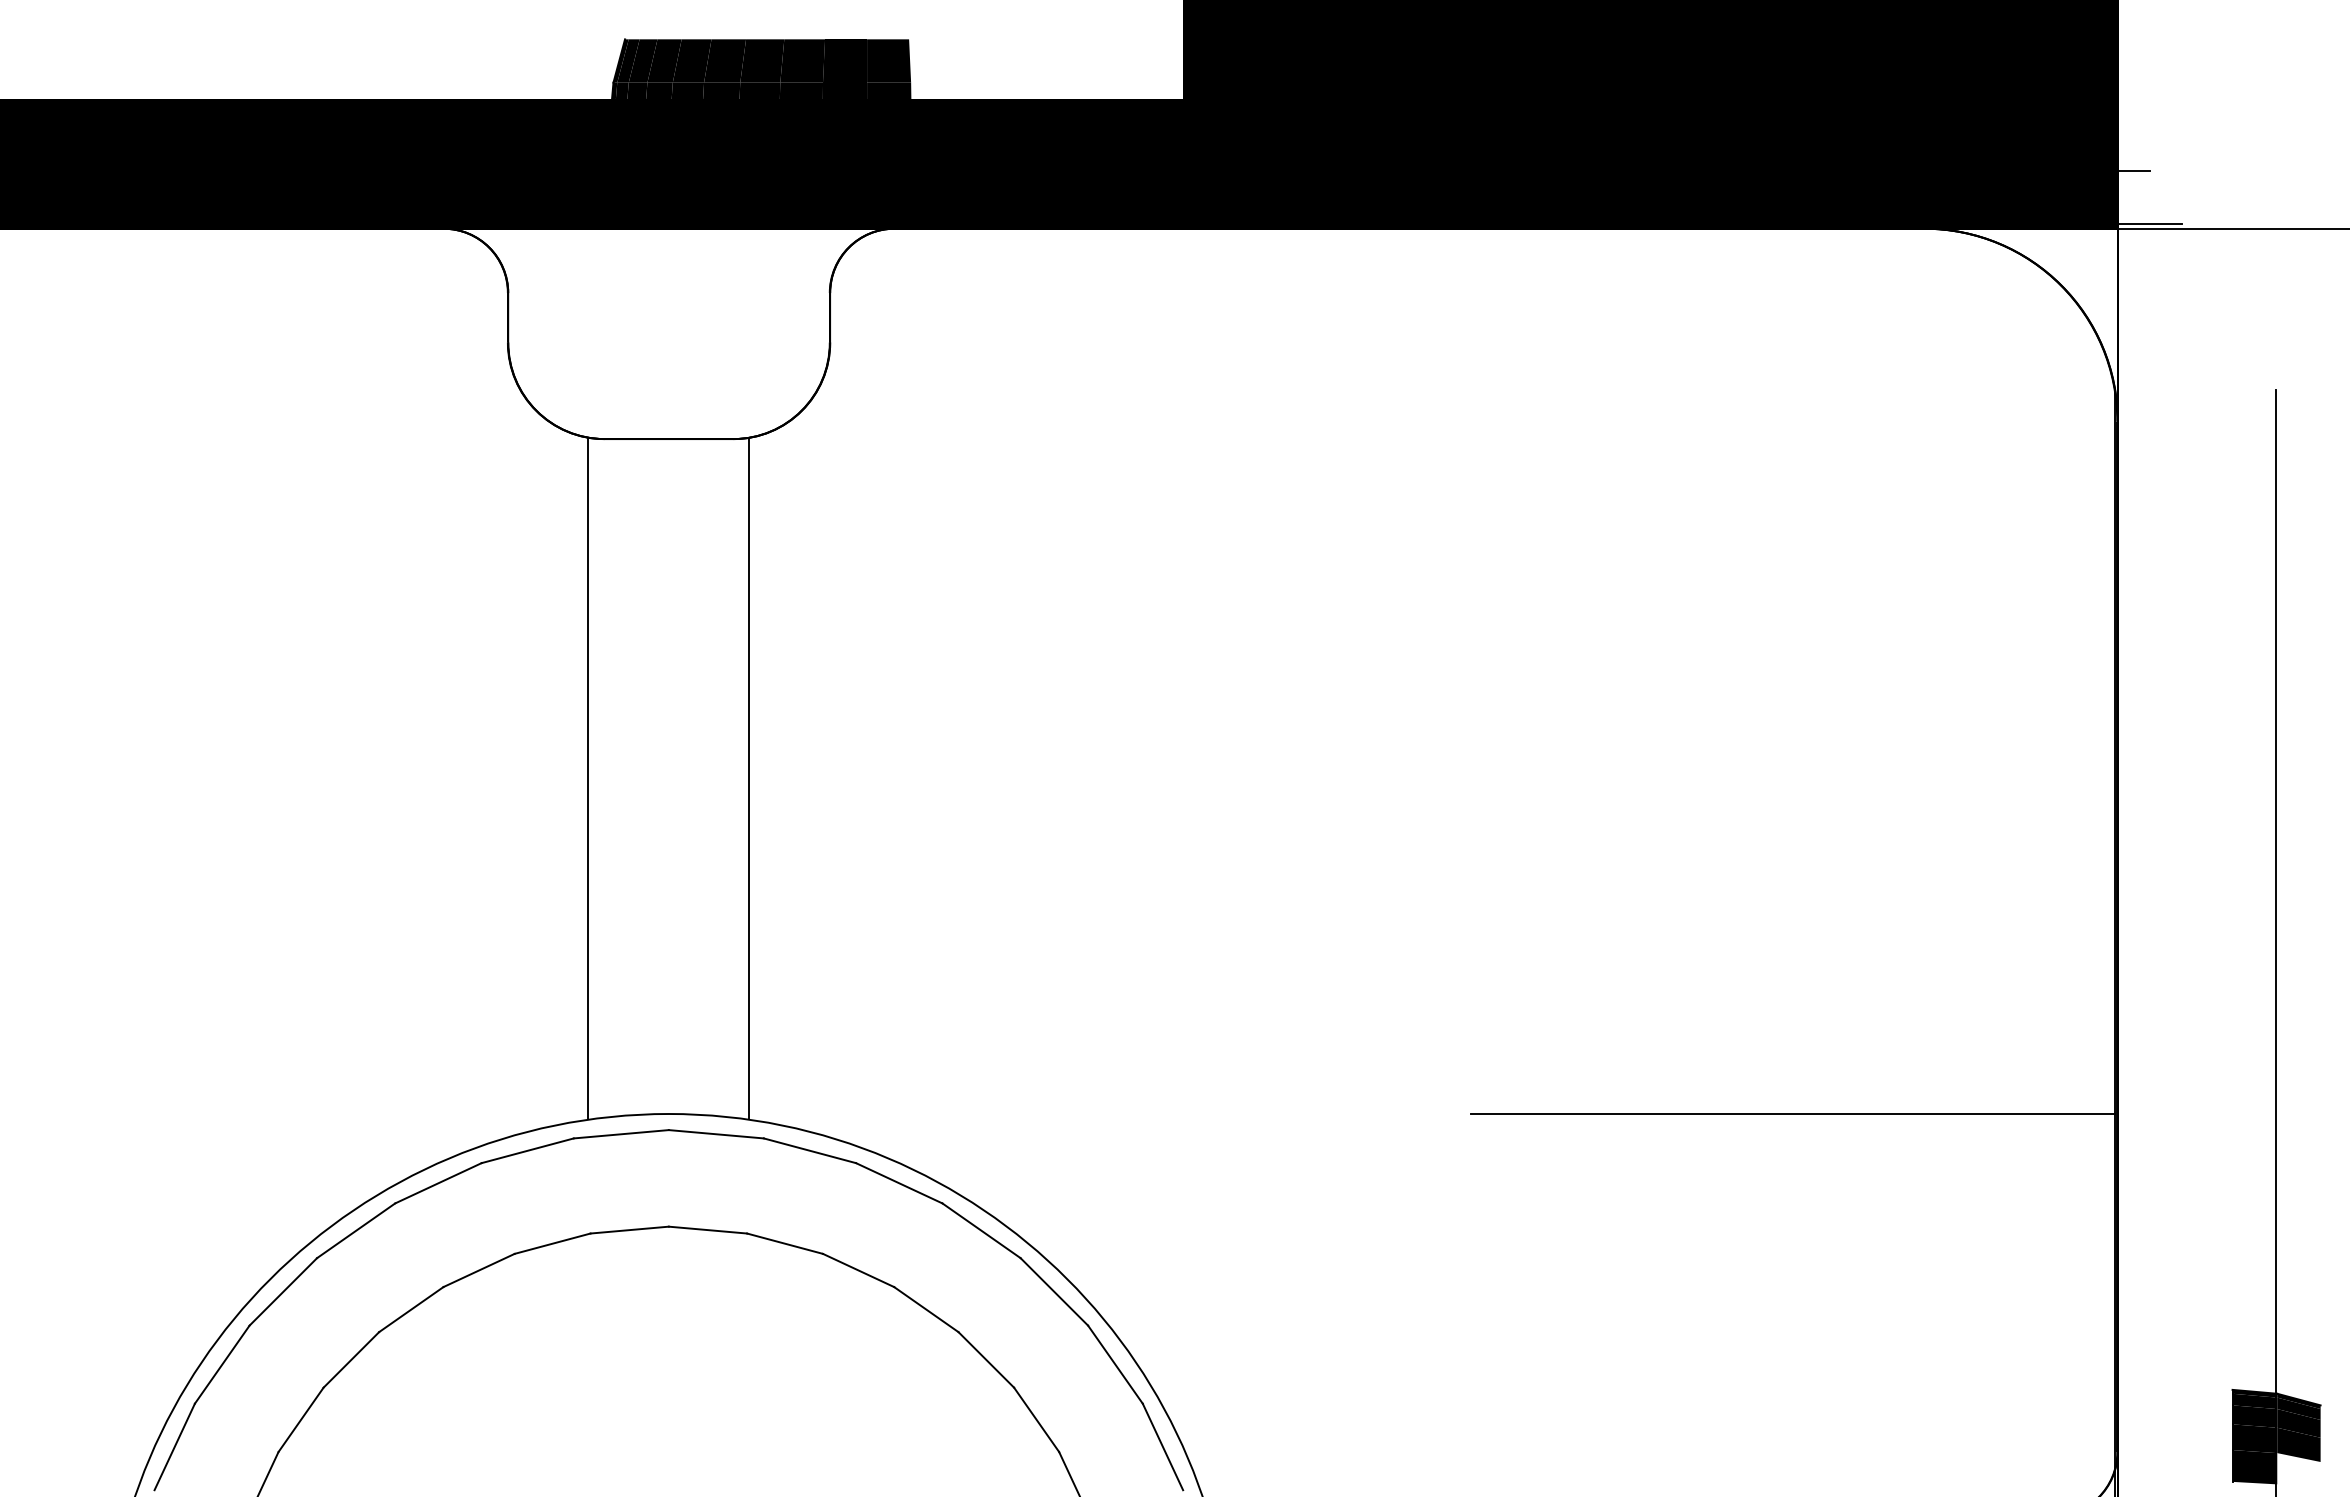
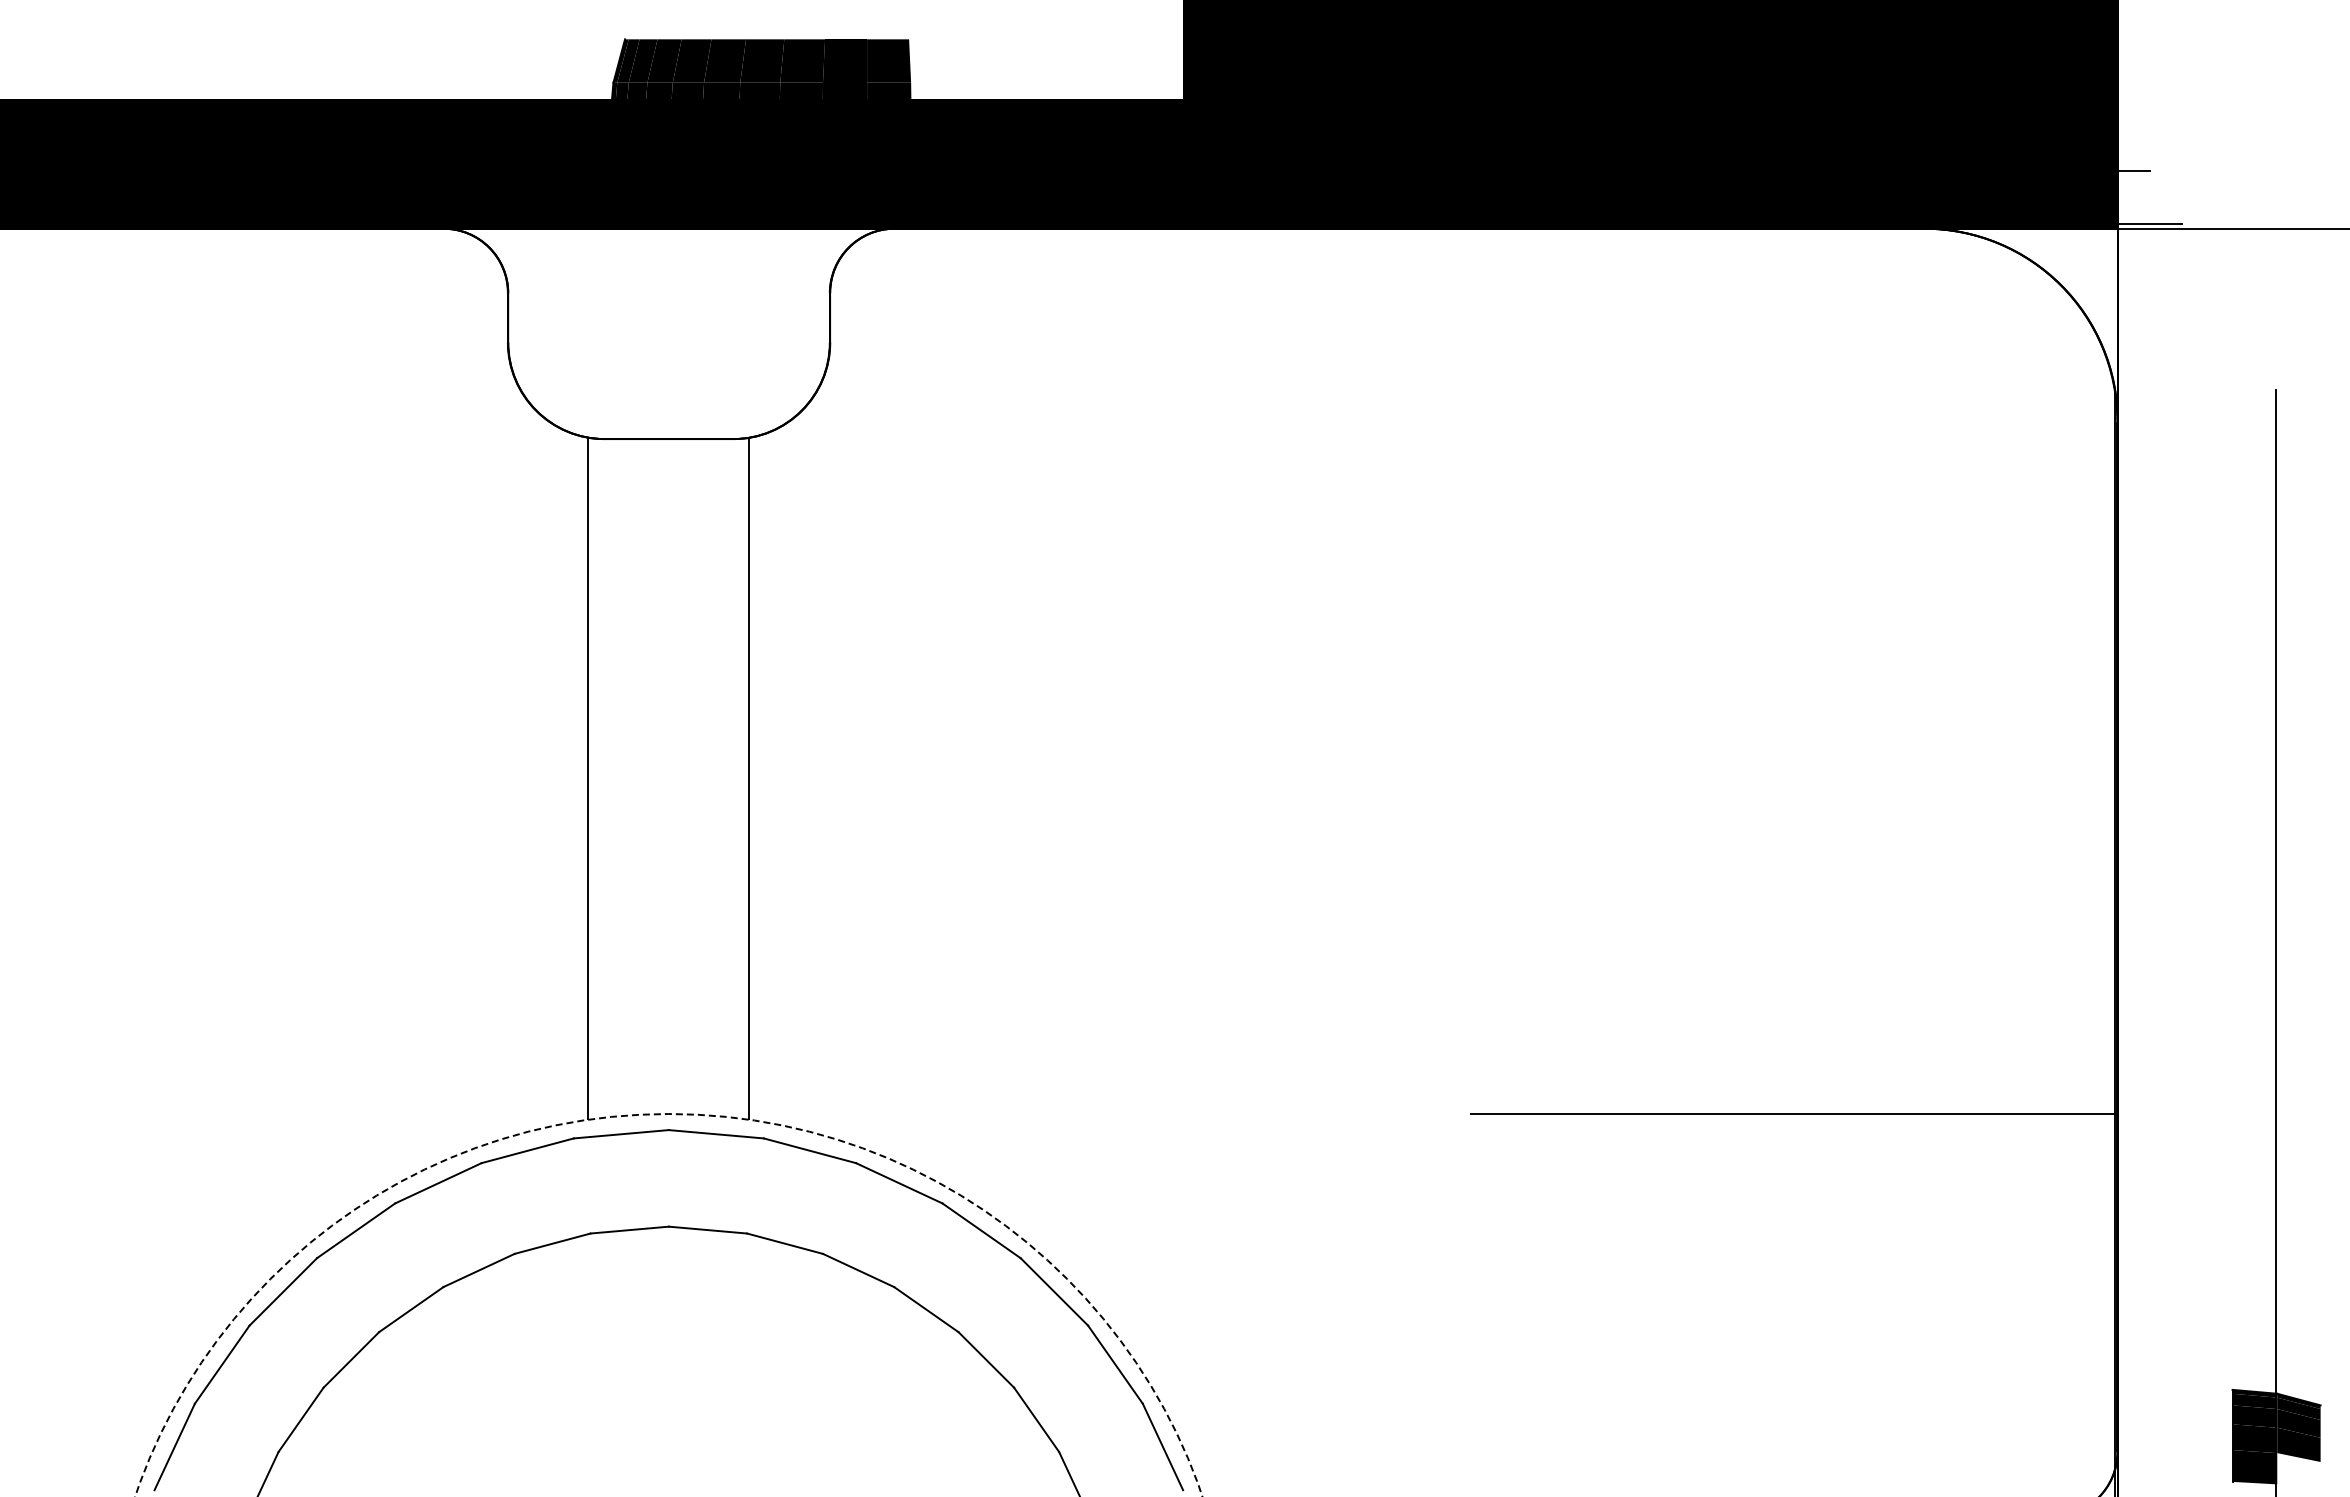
circle: solid -> dashed (668, 1305)
